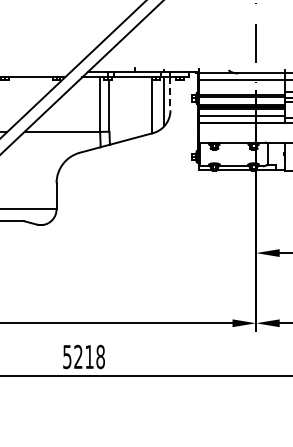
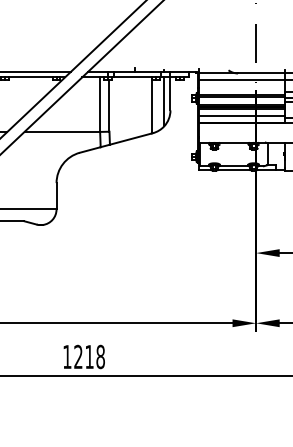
line: none -> present (36, 71)
line: dashed -> solid (170, 94)
text: 5218 -> 1218 (67, 357)
